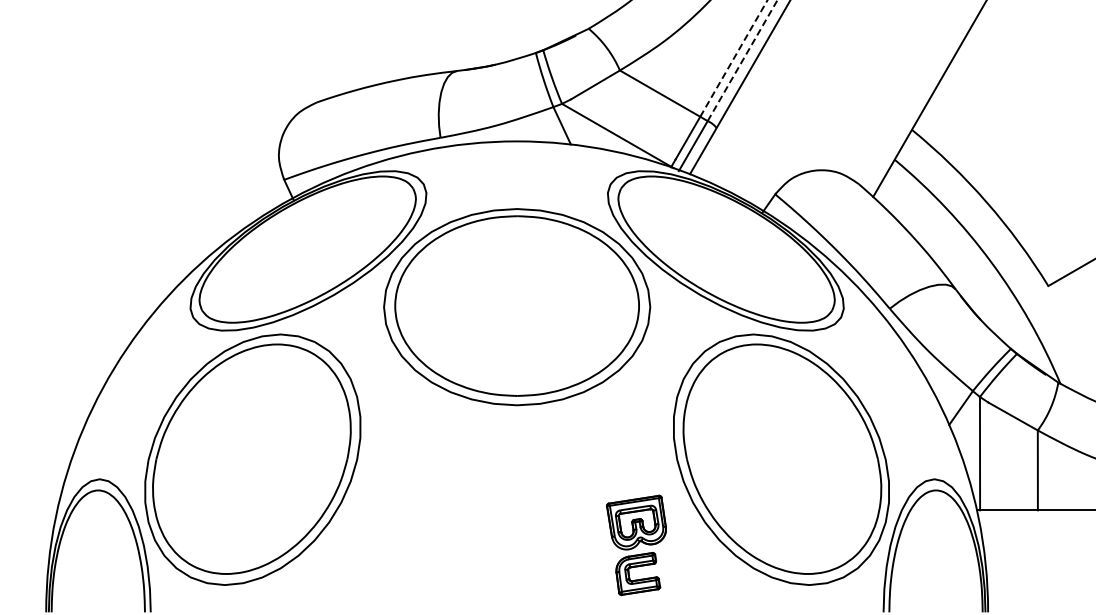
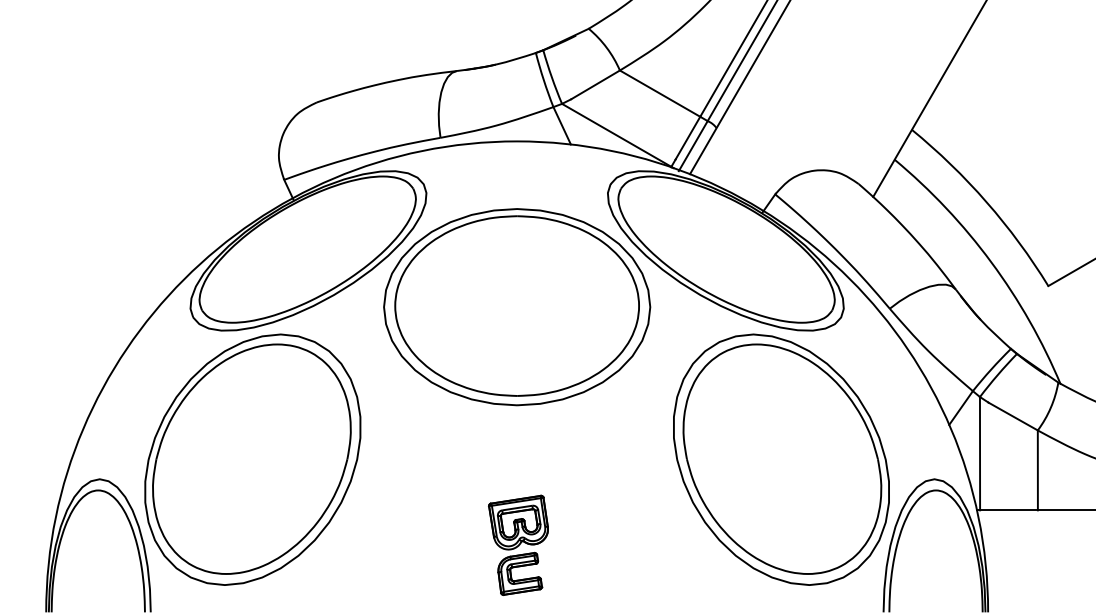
line: dashed -> solid (734, 57)
line: dashed -> solid (742, 60)
part position: (636, 544) -> (518, 544) (518, 544)
